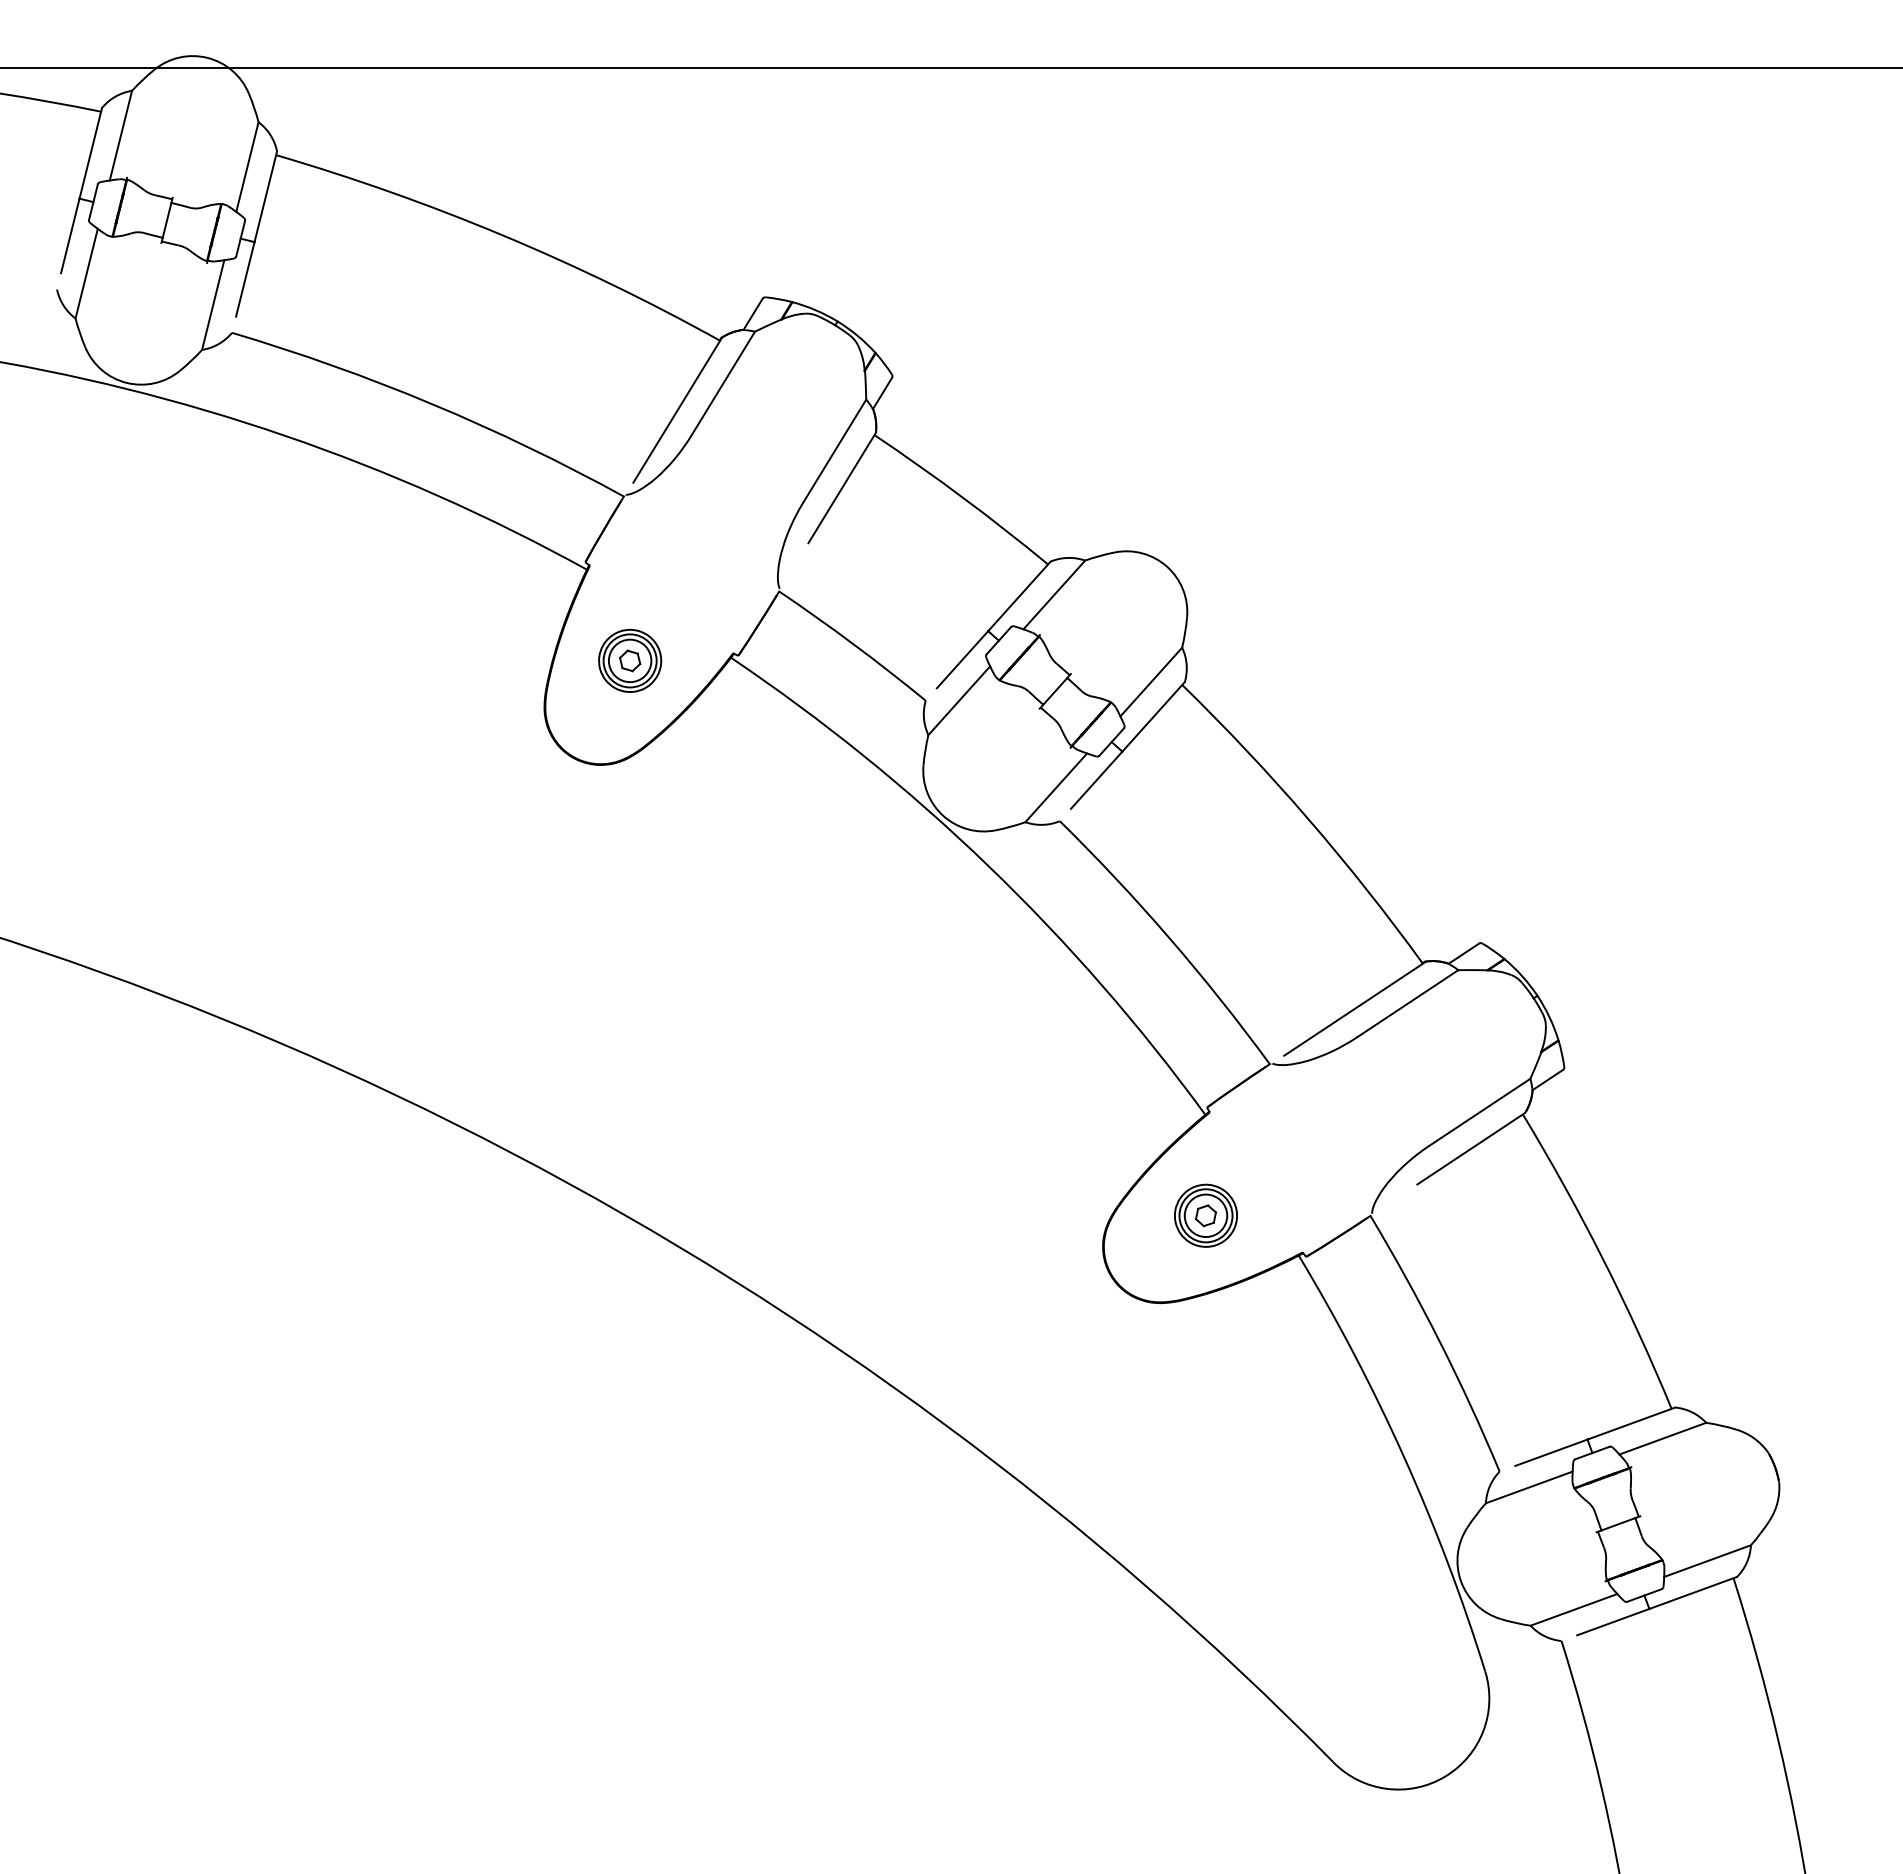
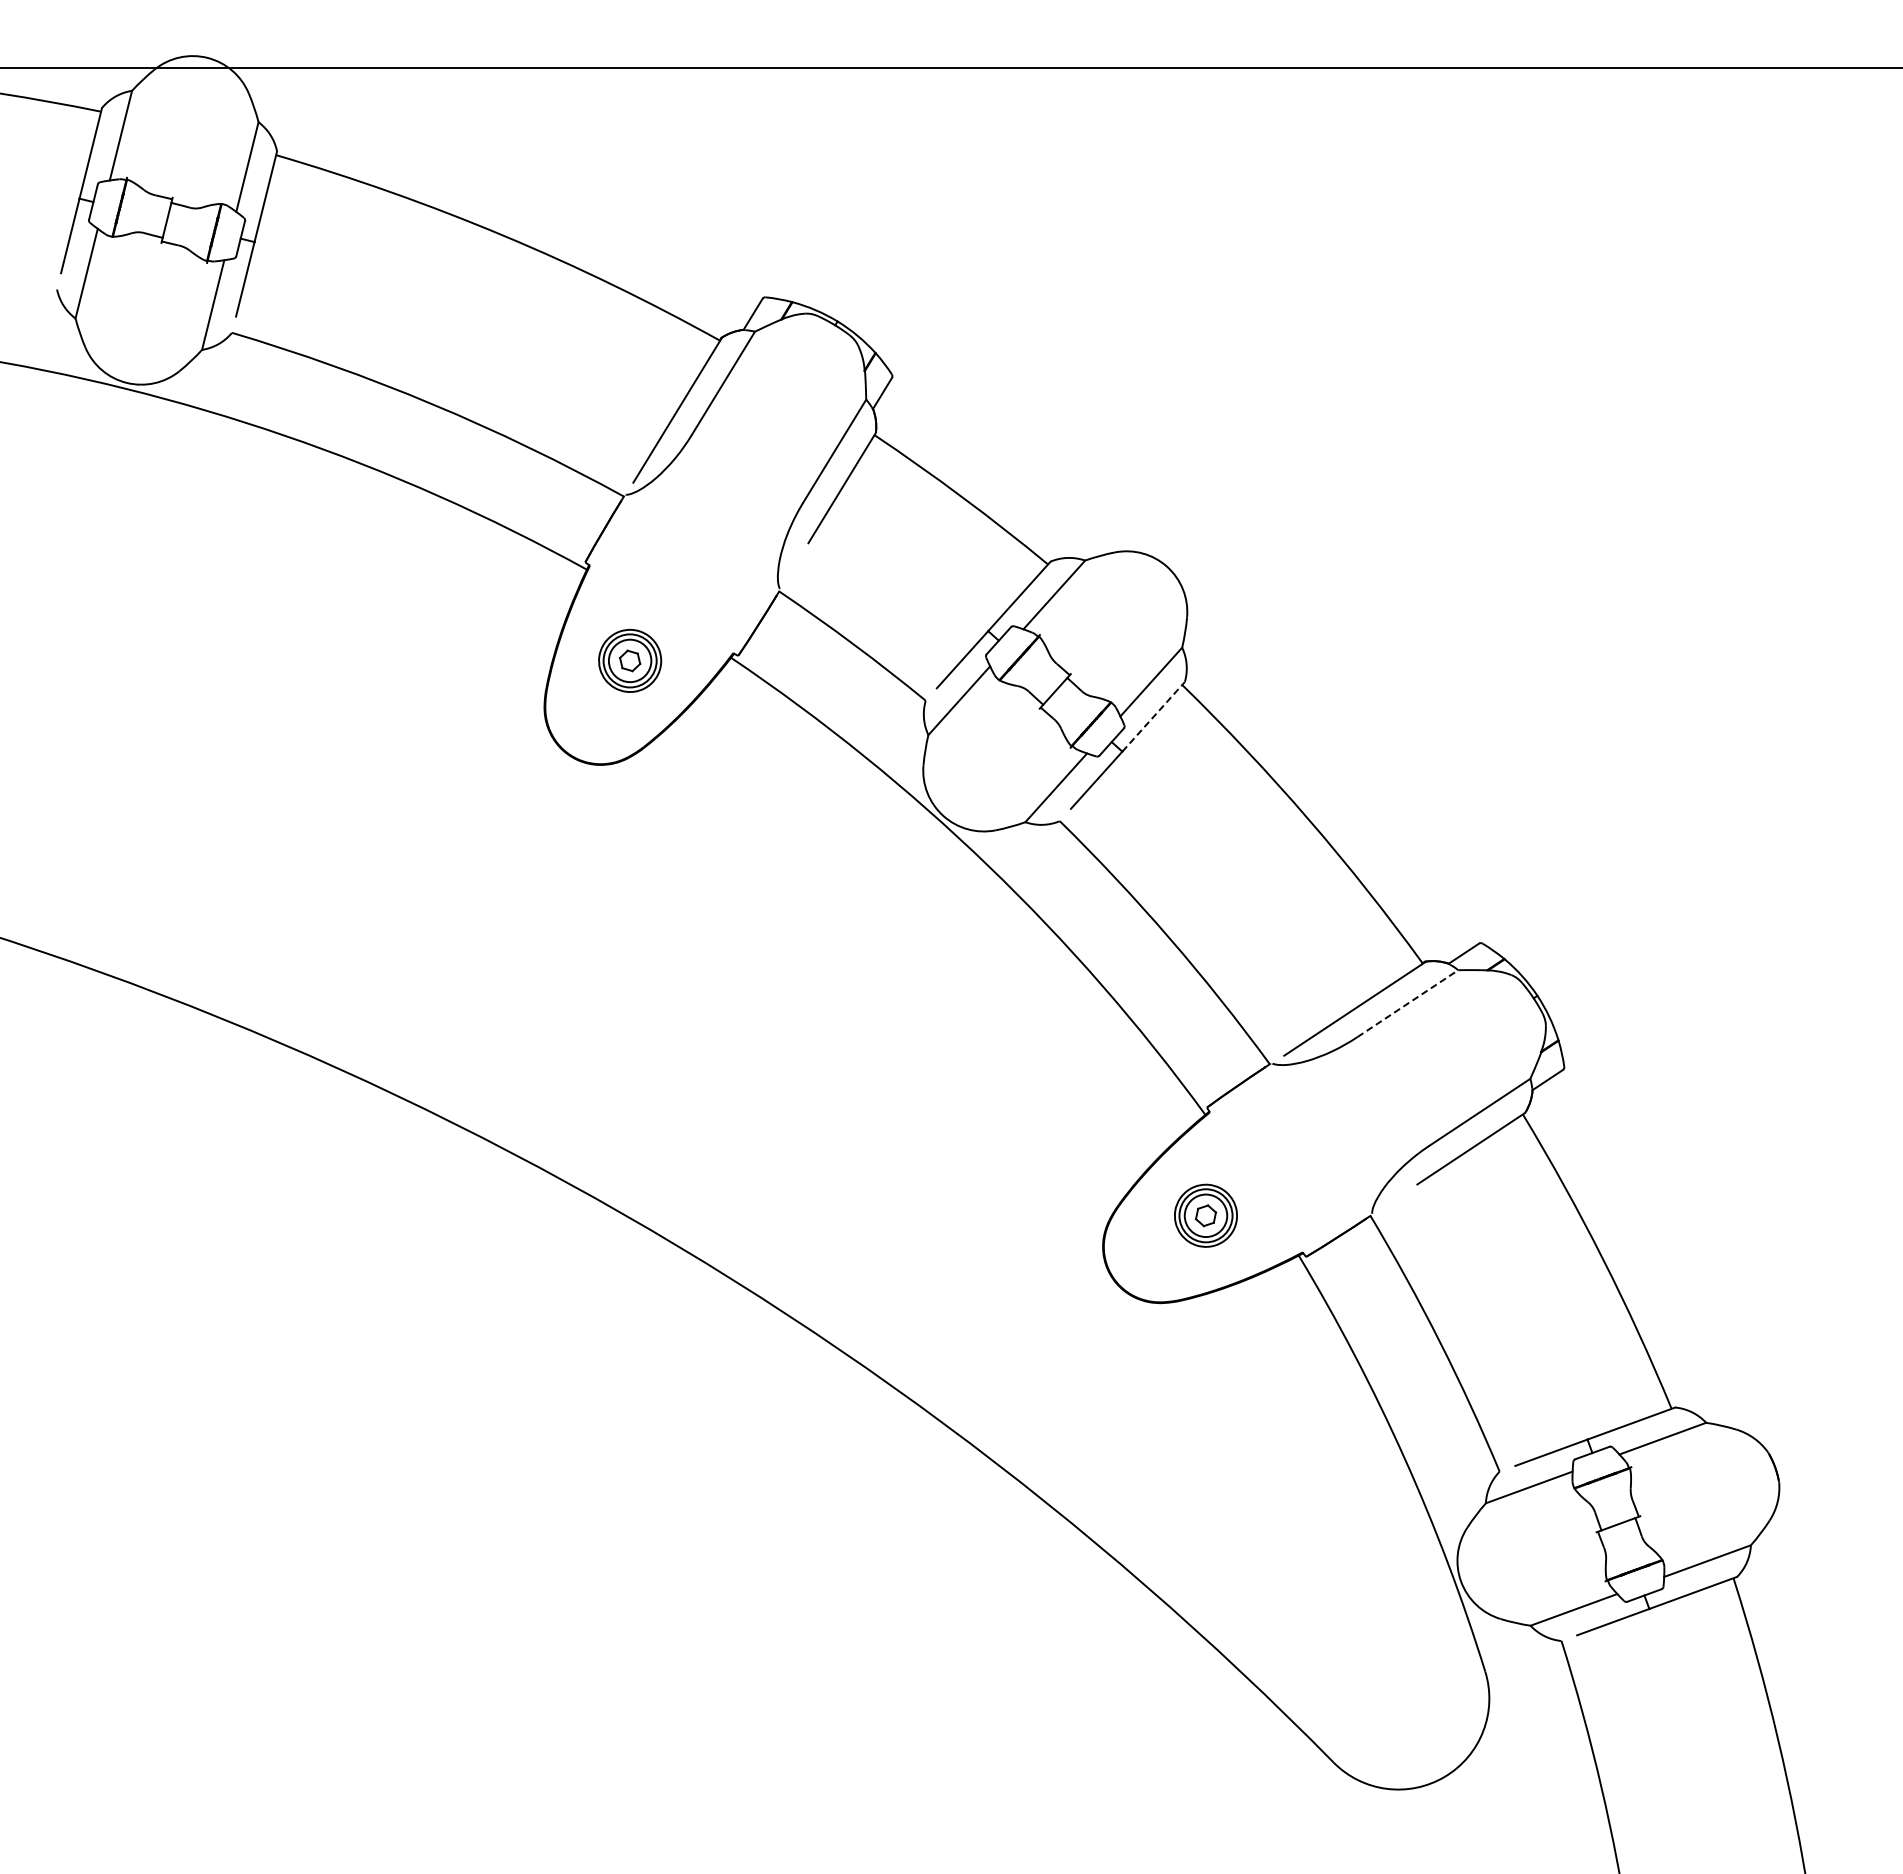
line: solid -> dashed (1153, 717)
line: solid -> dashed (1408, 1003)
